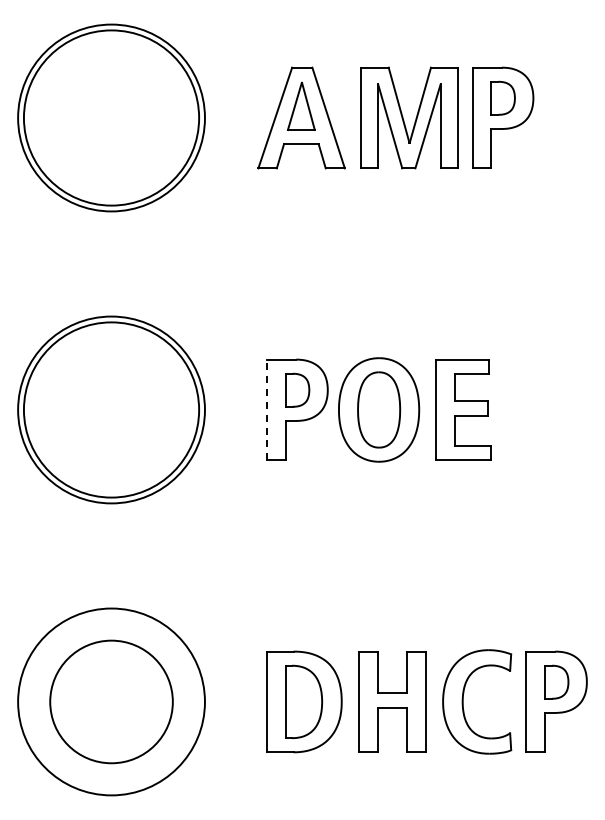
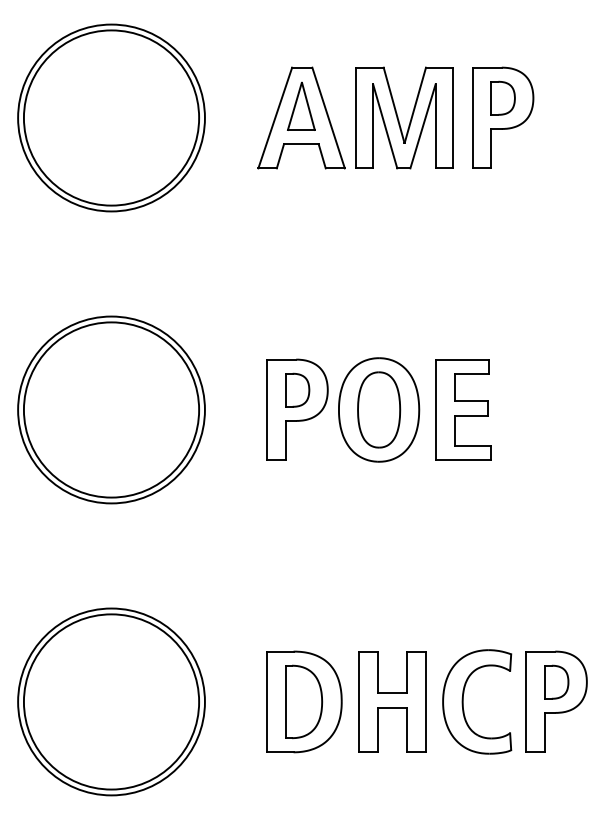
part position: (409, 117) -> (404, 117) (404, 117)
line: dashed -> solid (267, 409)
circle diameter: 123 px -> 175 px (111, 701)
